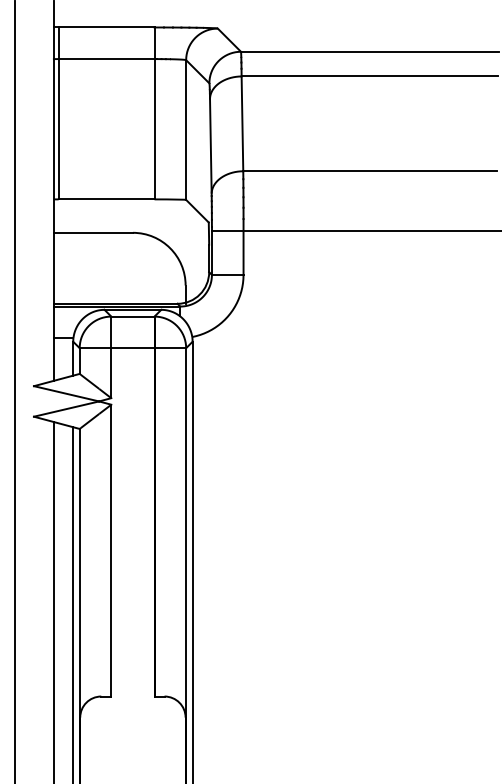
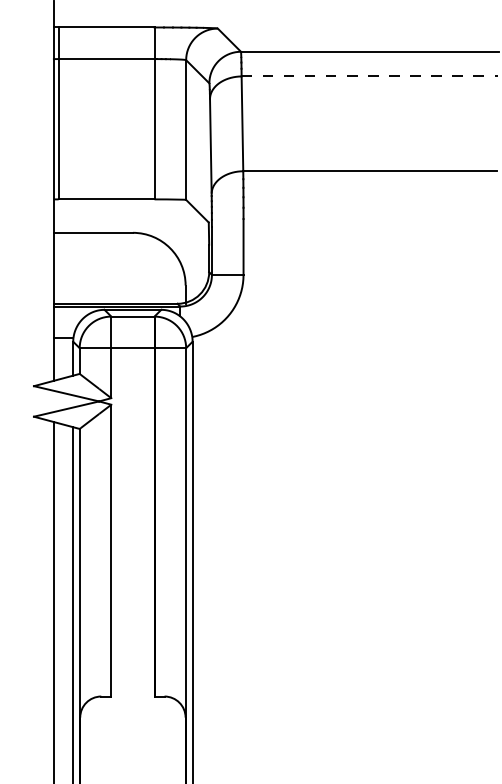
line: solid -> dashed (370, 76)
line: present -> none (354, 230)
line: present -> none (15, 391)
